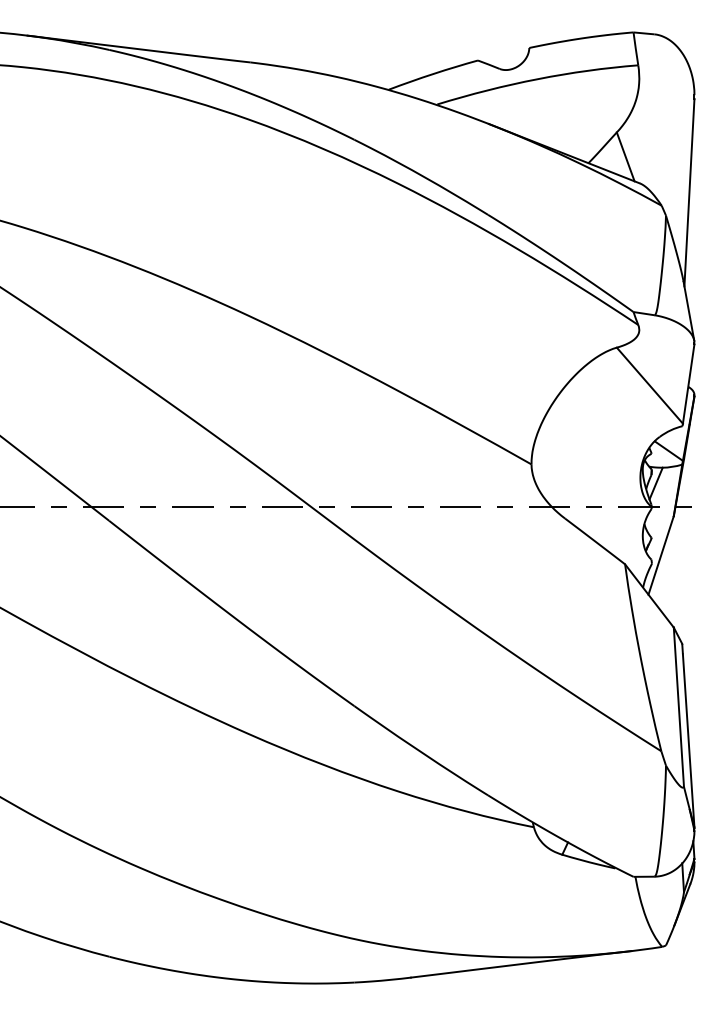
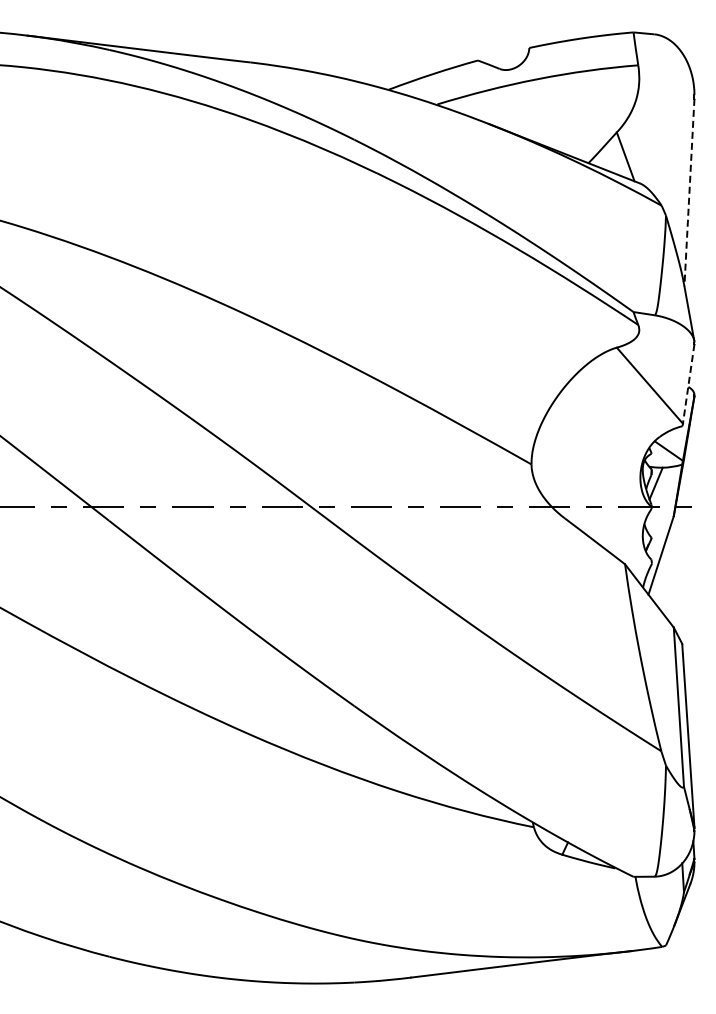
line: solid -> dashed (689, 192)
line: solid -> dashed (688, 384)
